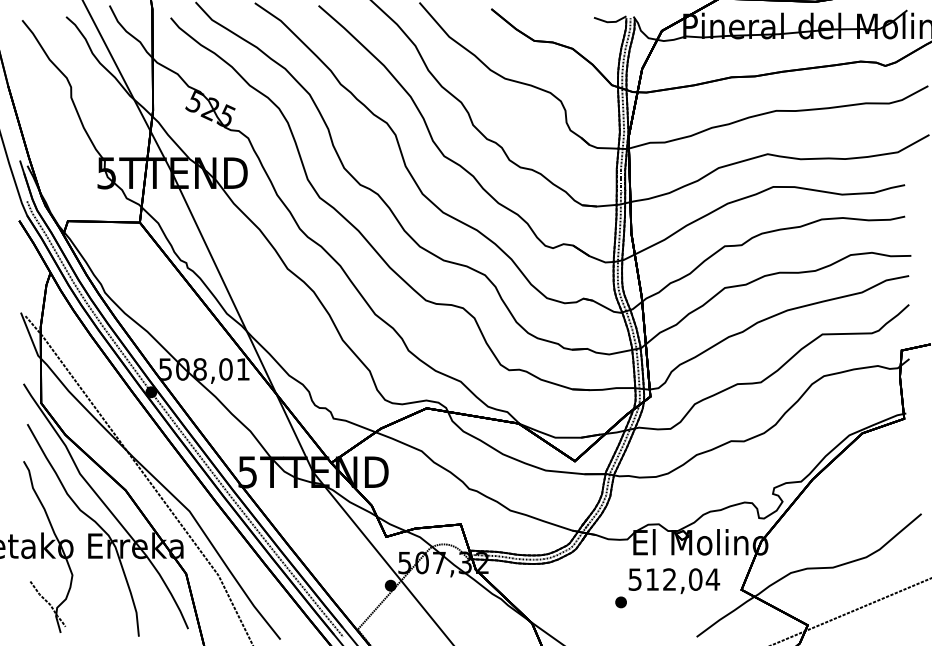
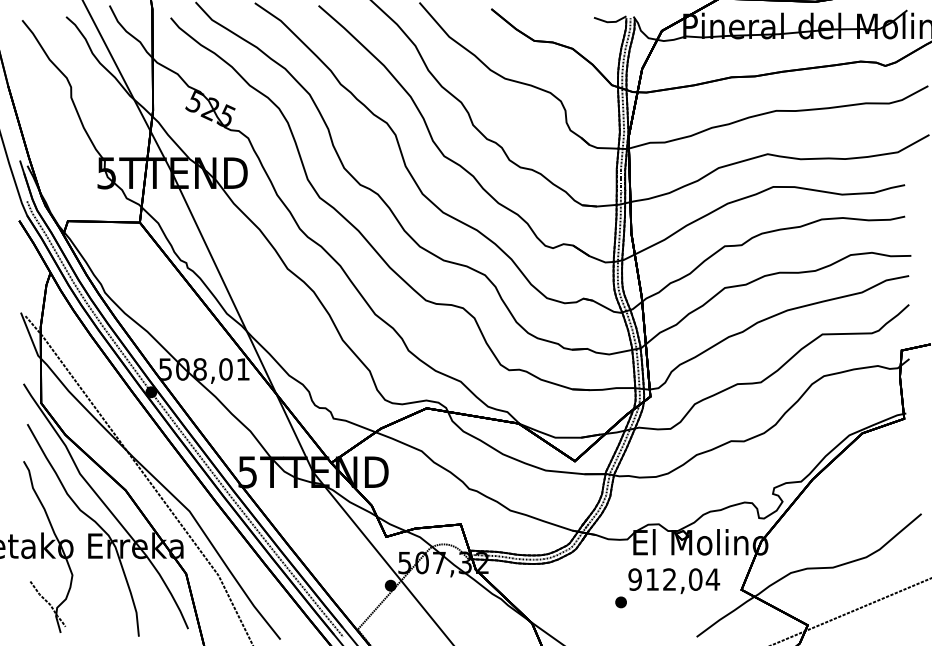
text: 512,04 -> 912,04 (634, 579)
